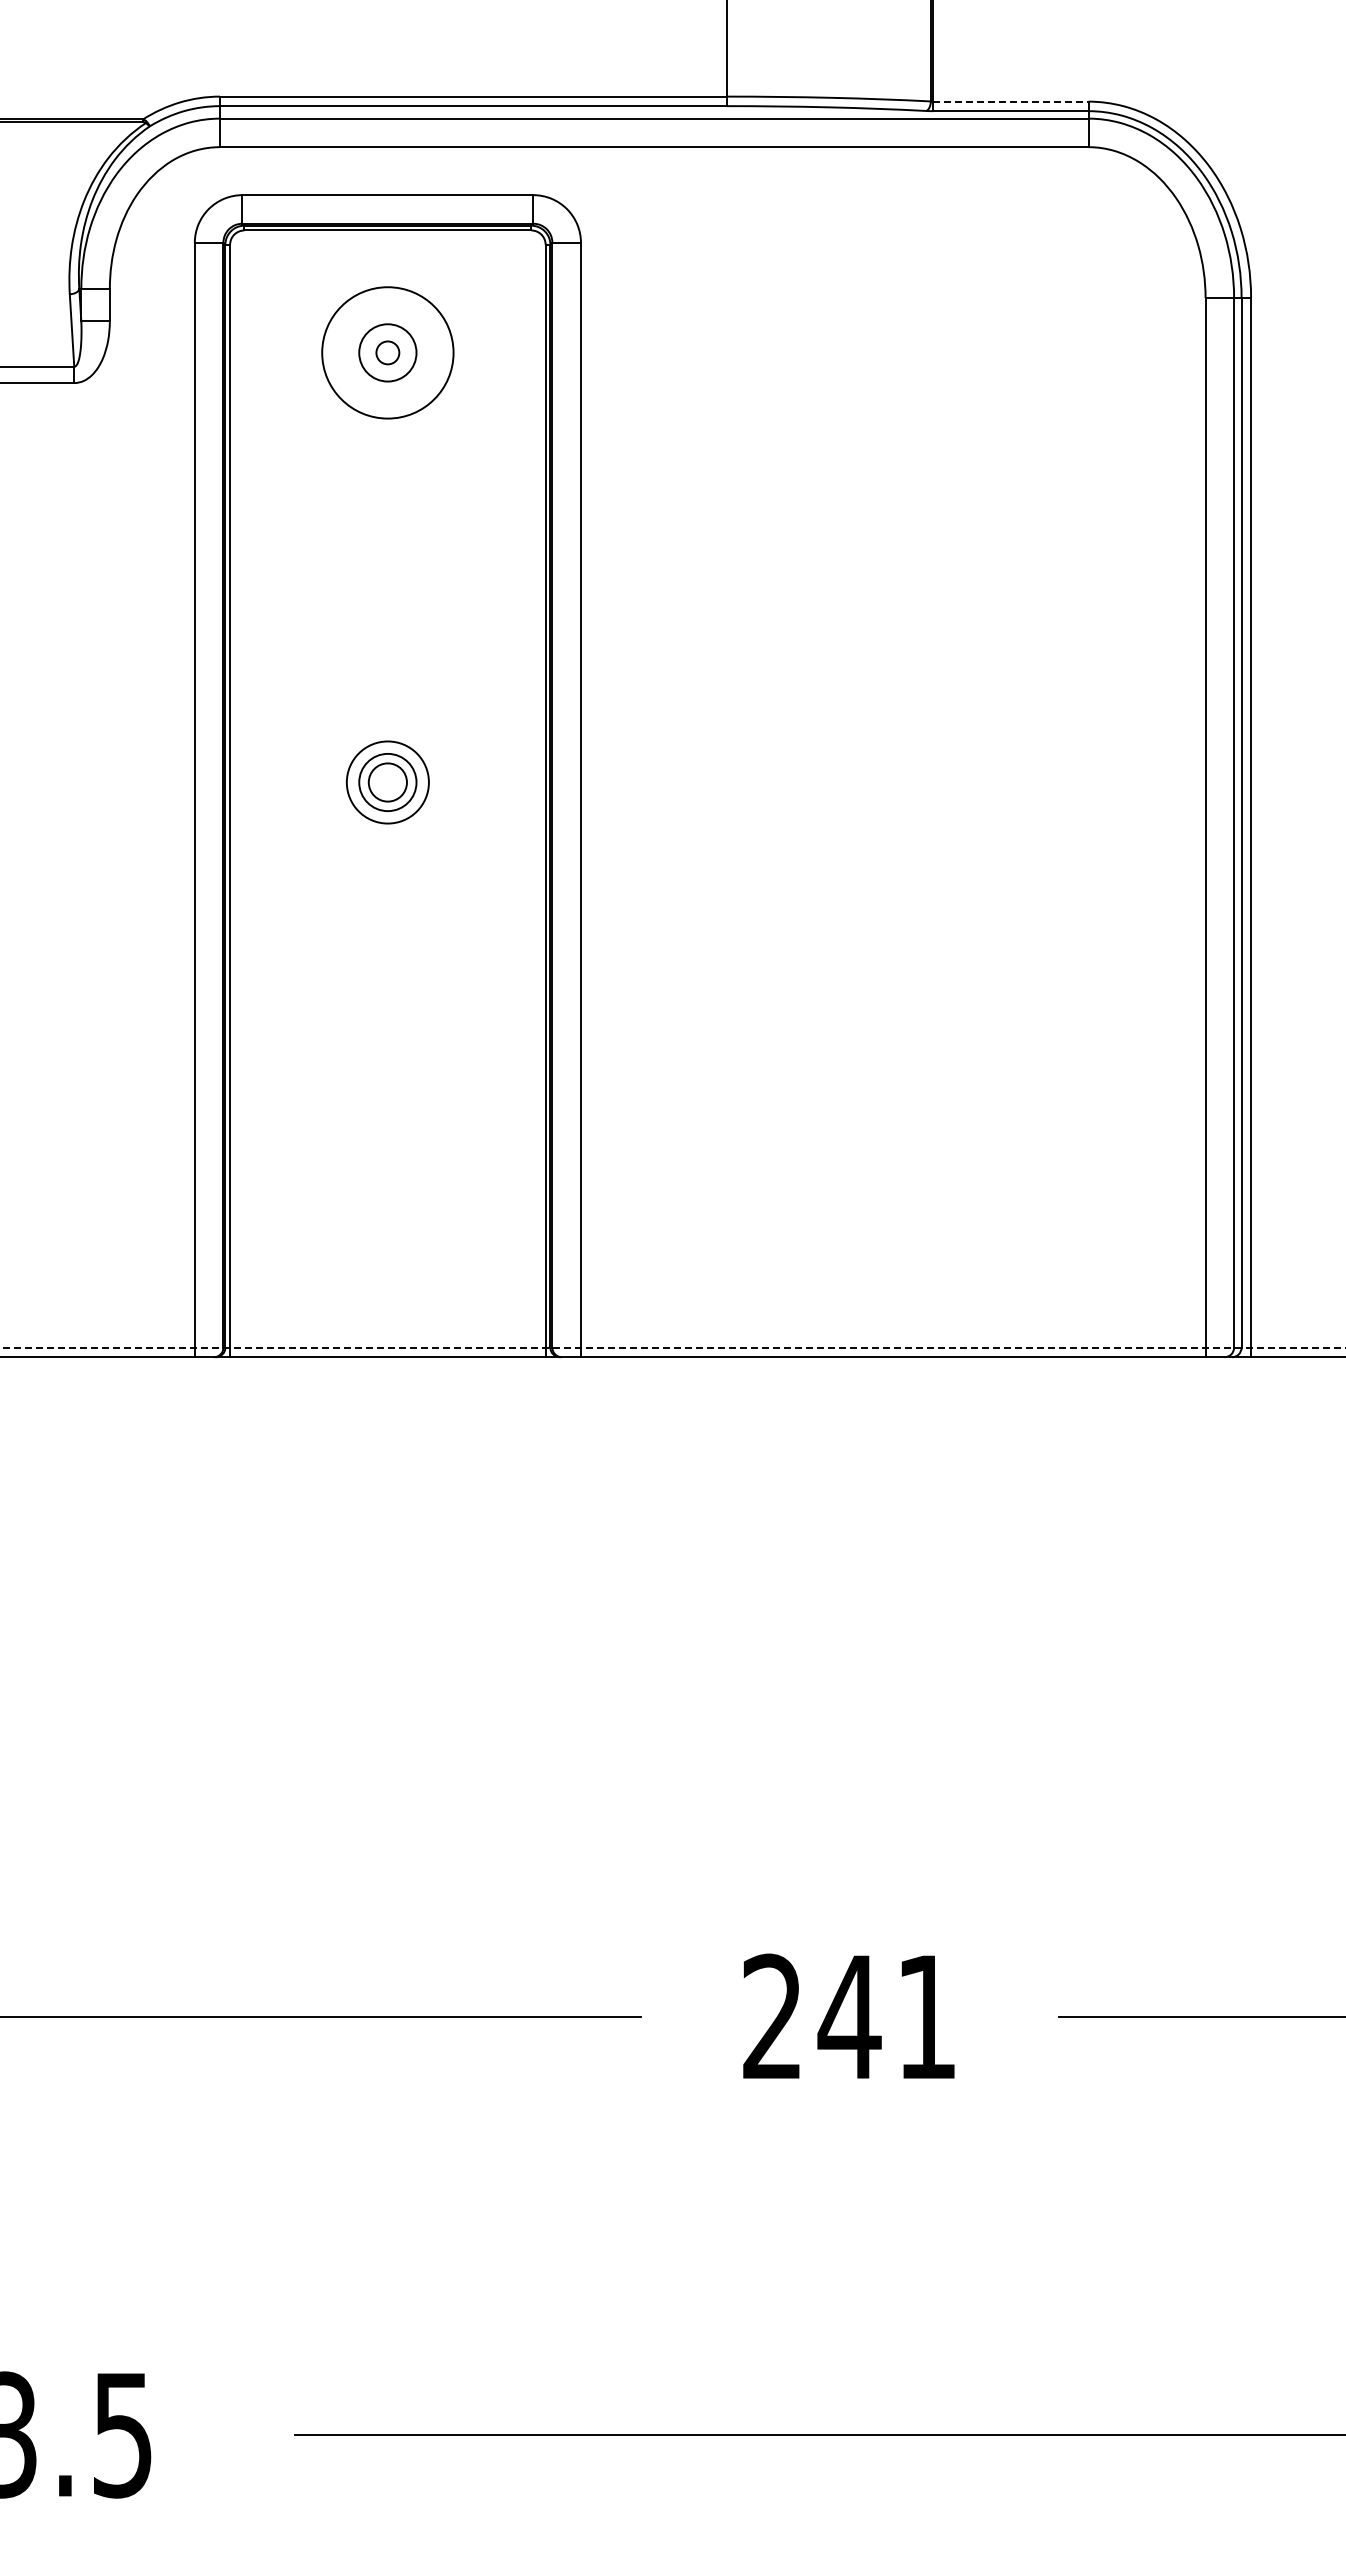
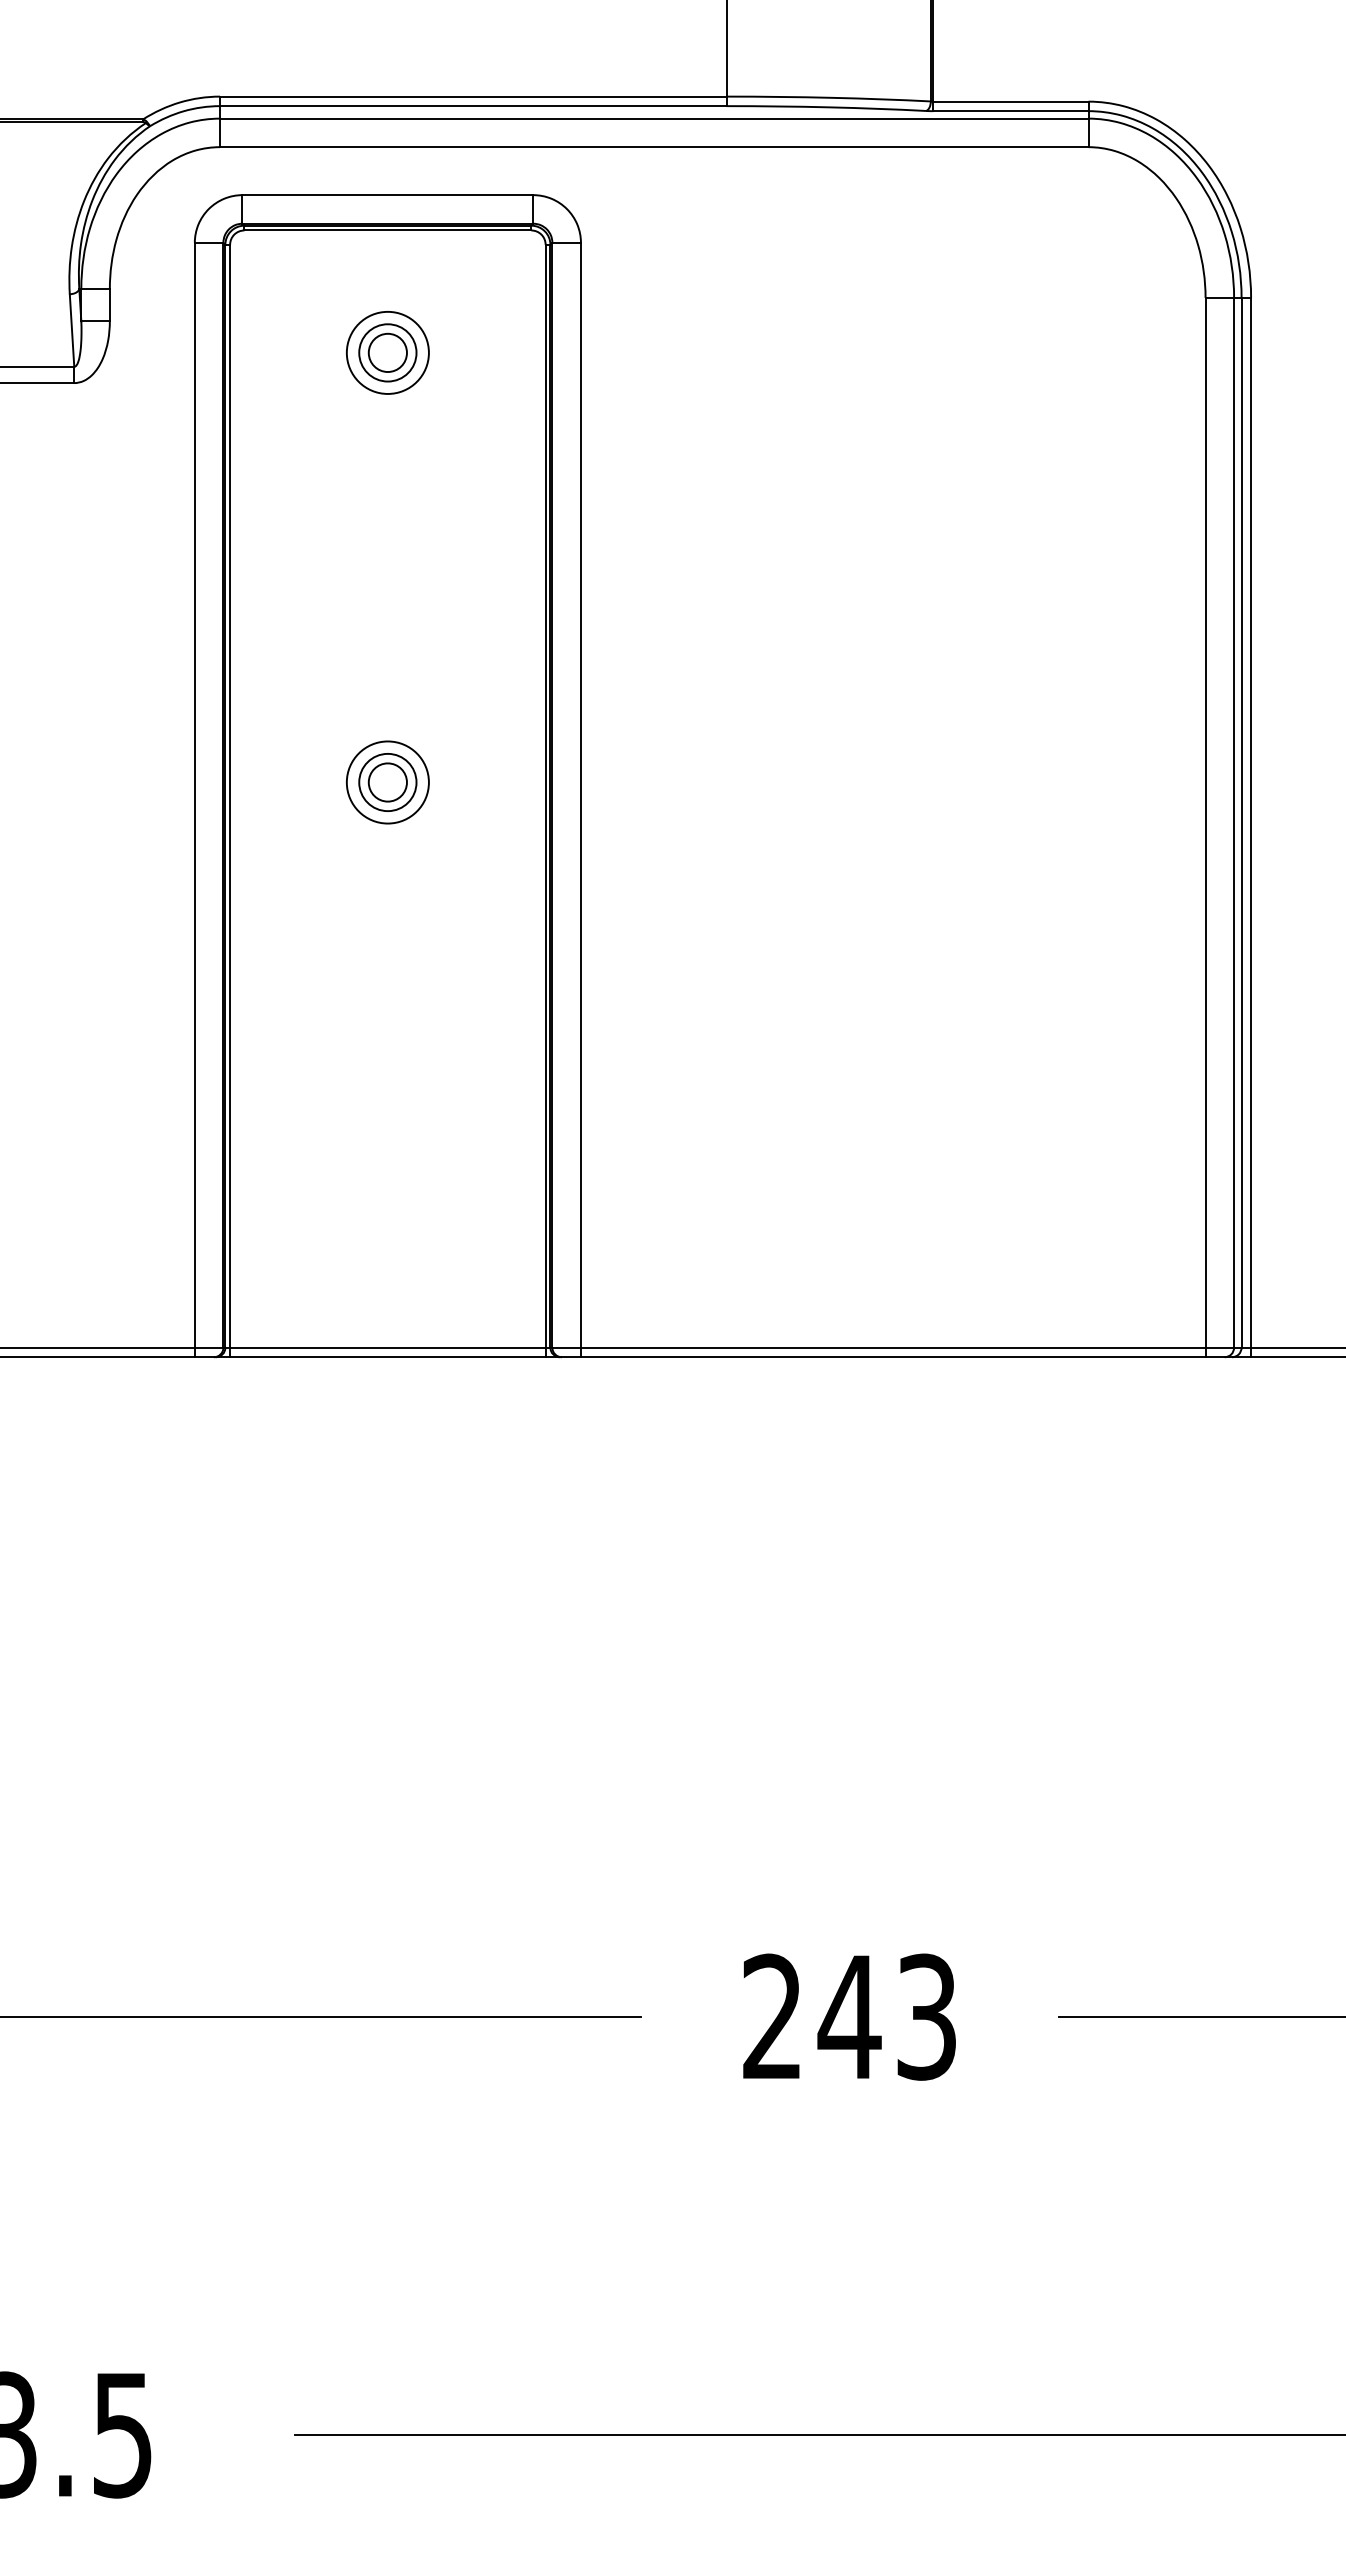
line: dashed -> solid (1010, 101)
circle diameter: 131 px -> 82 px (387, 352)
circle diameter: 23 px -> 38 px (387, 352)
line: dashed -> solid (673, 1347)
text: 241 -> 243 (926, 2016)
